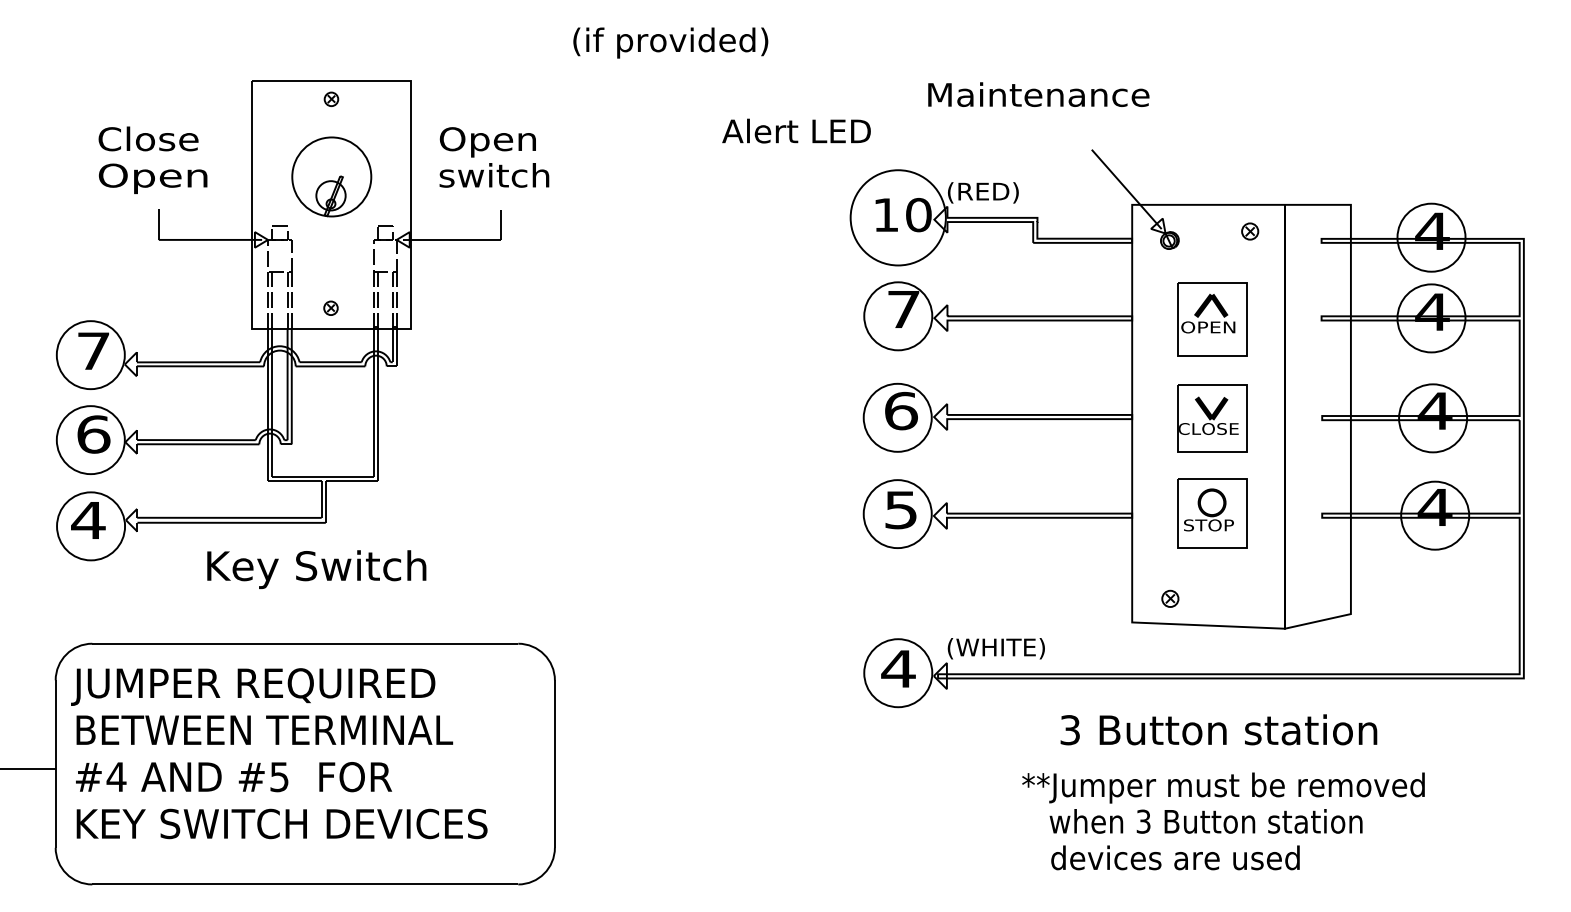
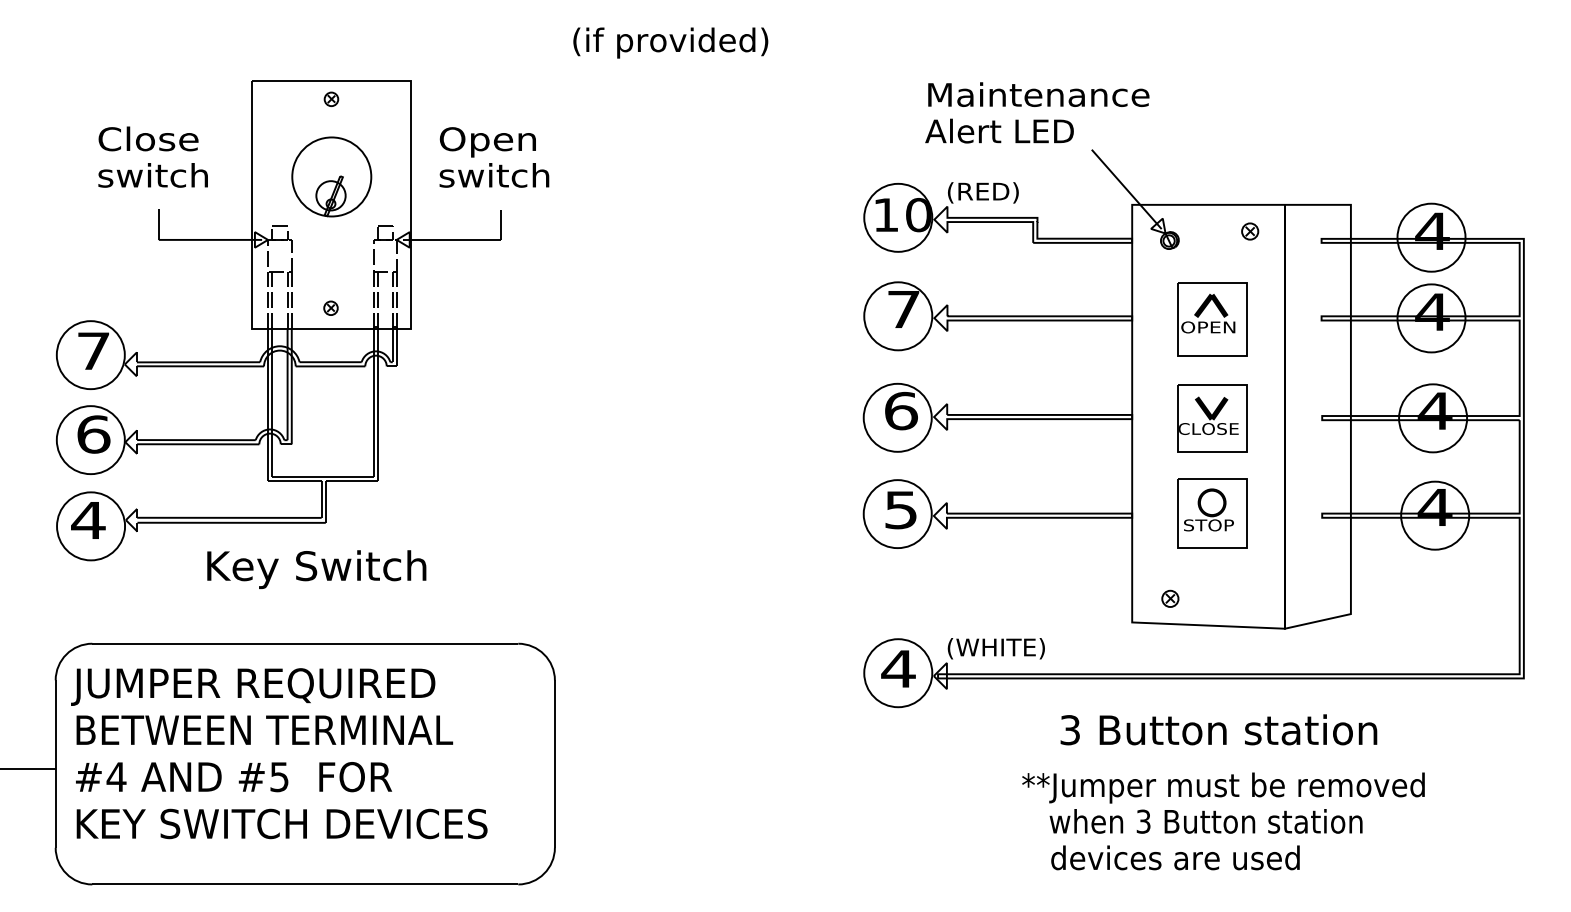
text position: (796, 130) -> (999, 130) (999, 130)
text: Open -> switch (152, 178)
circle diameter: 95 px -> 68 px (898, 217)
